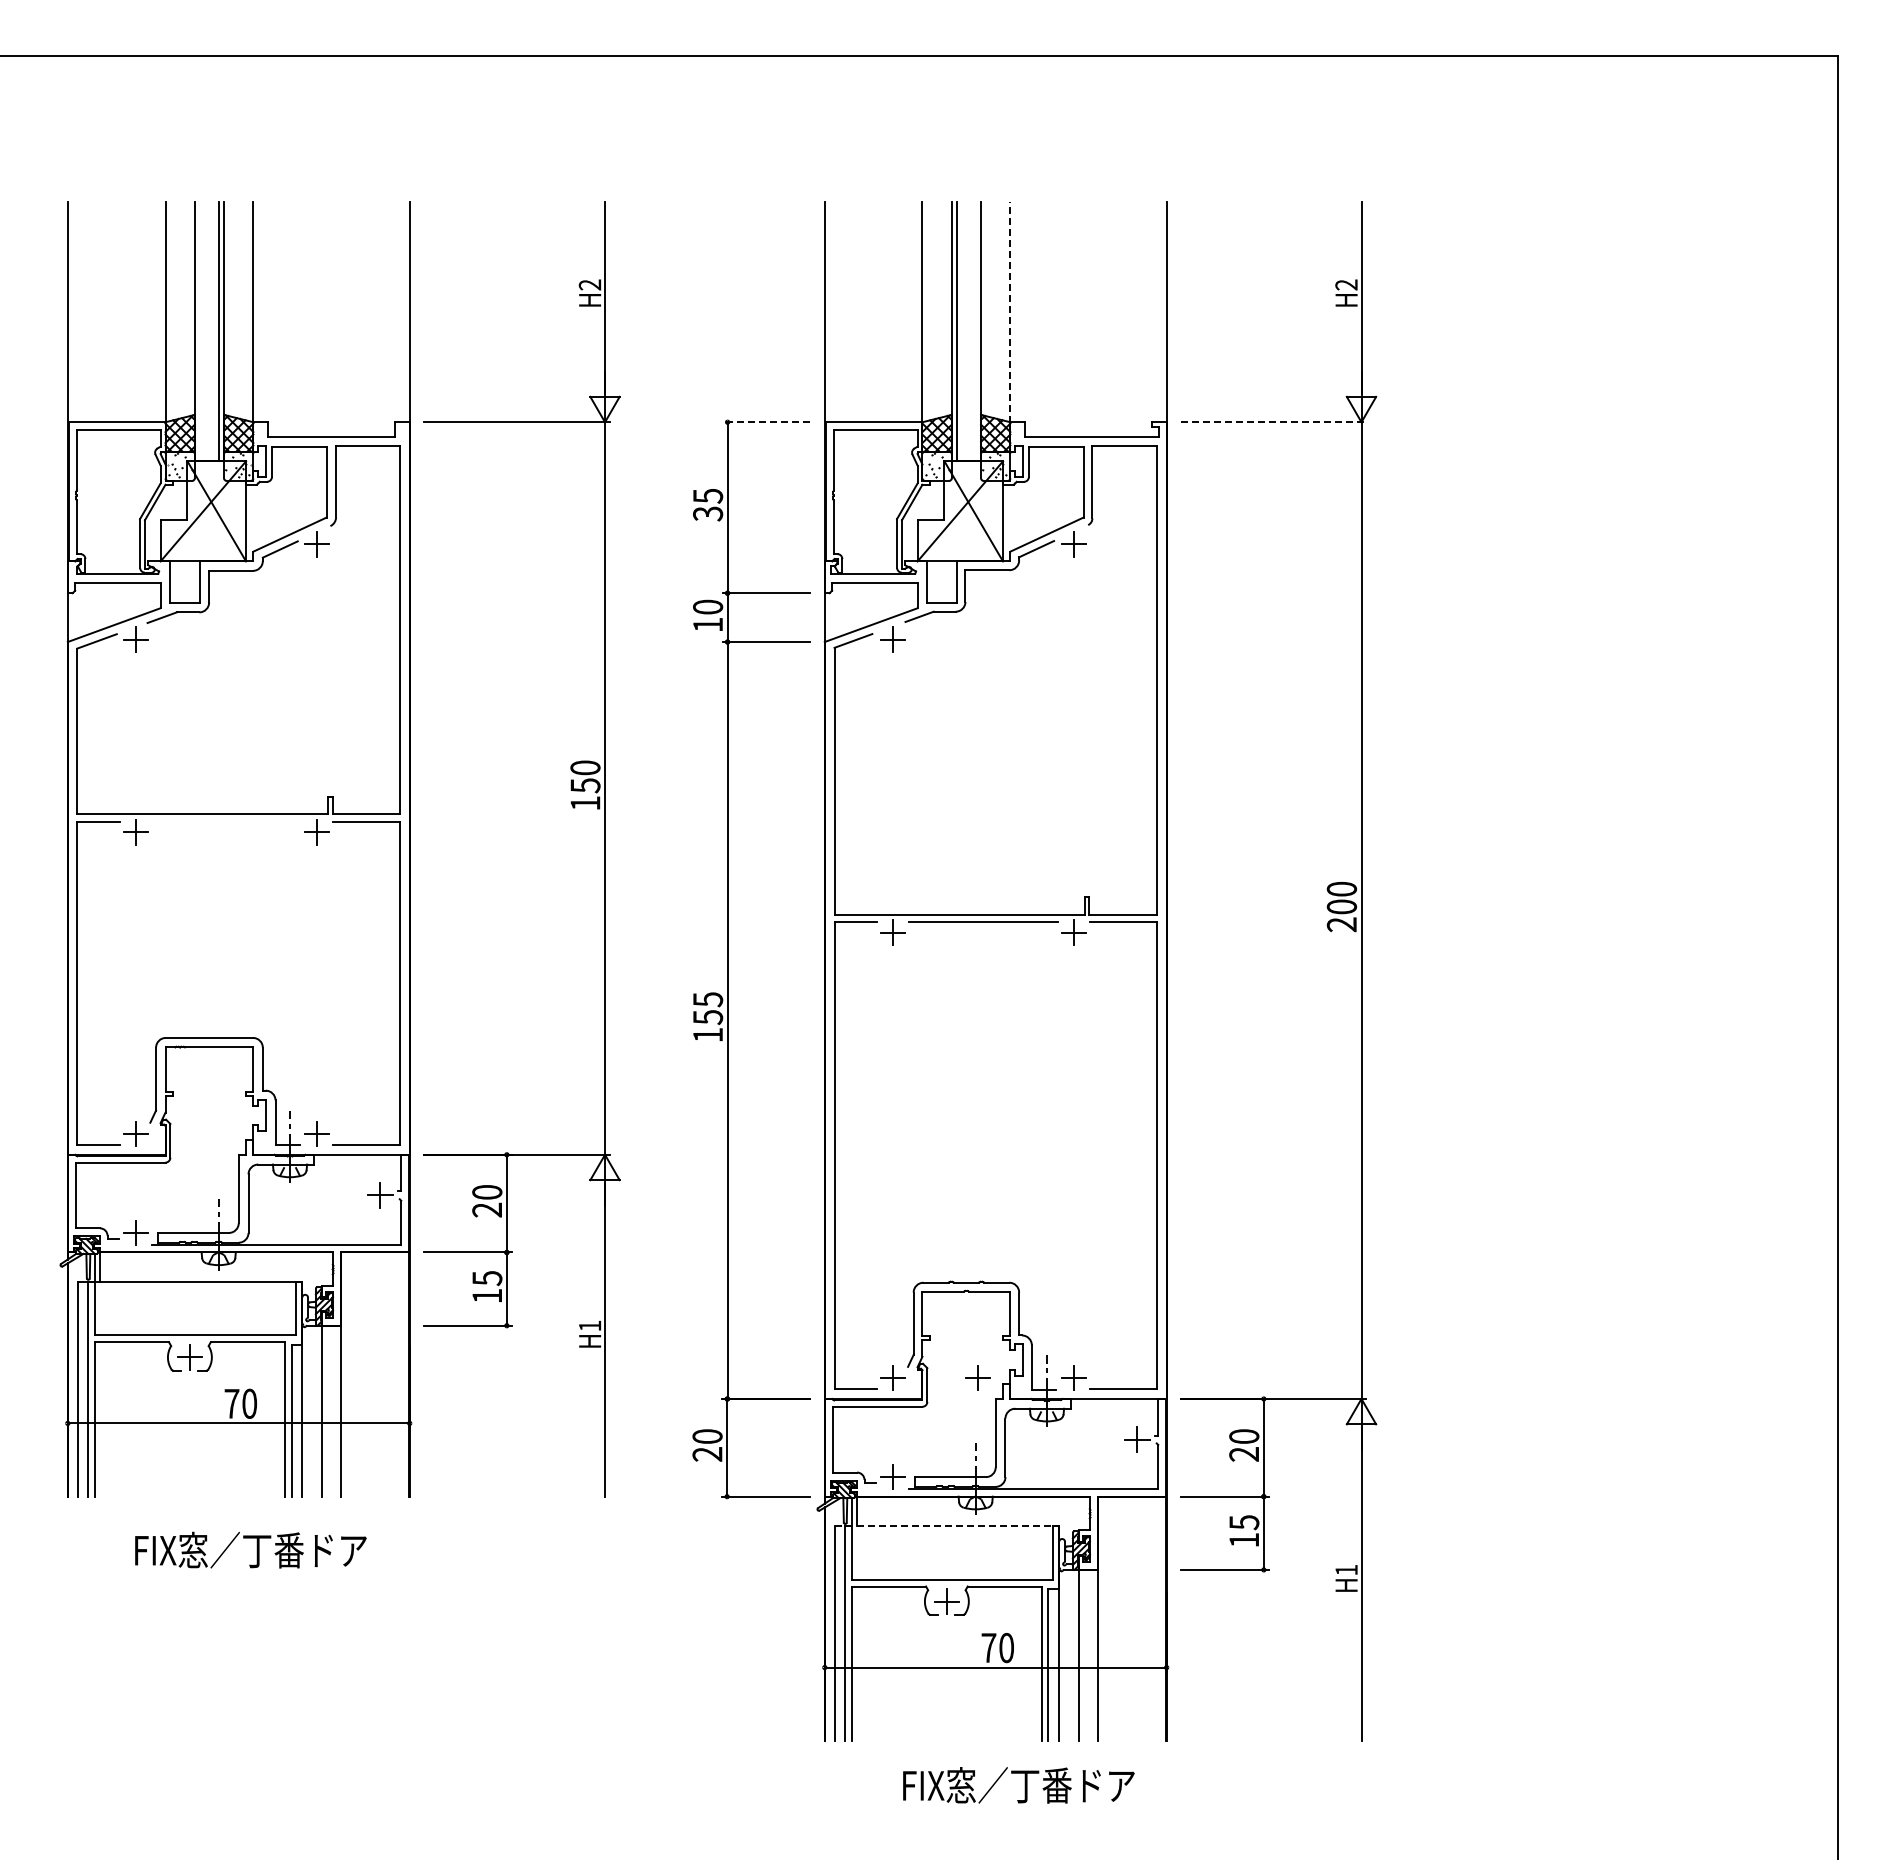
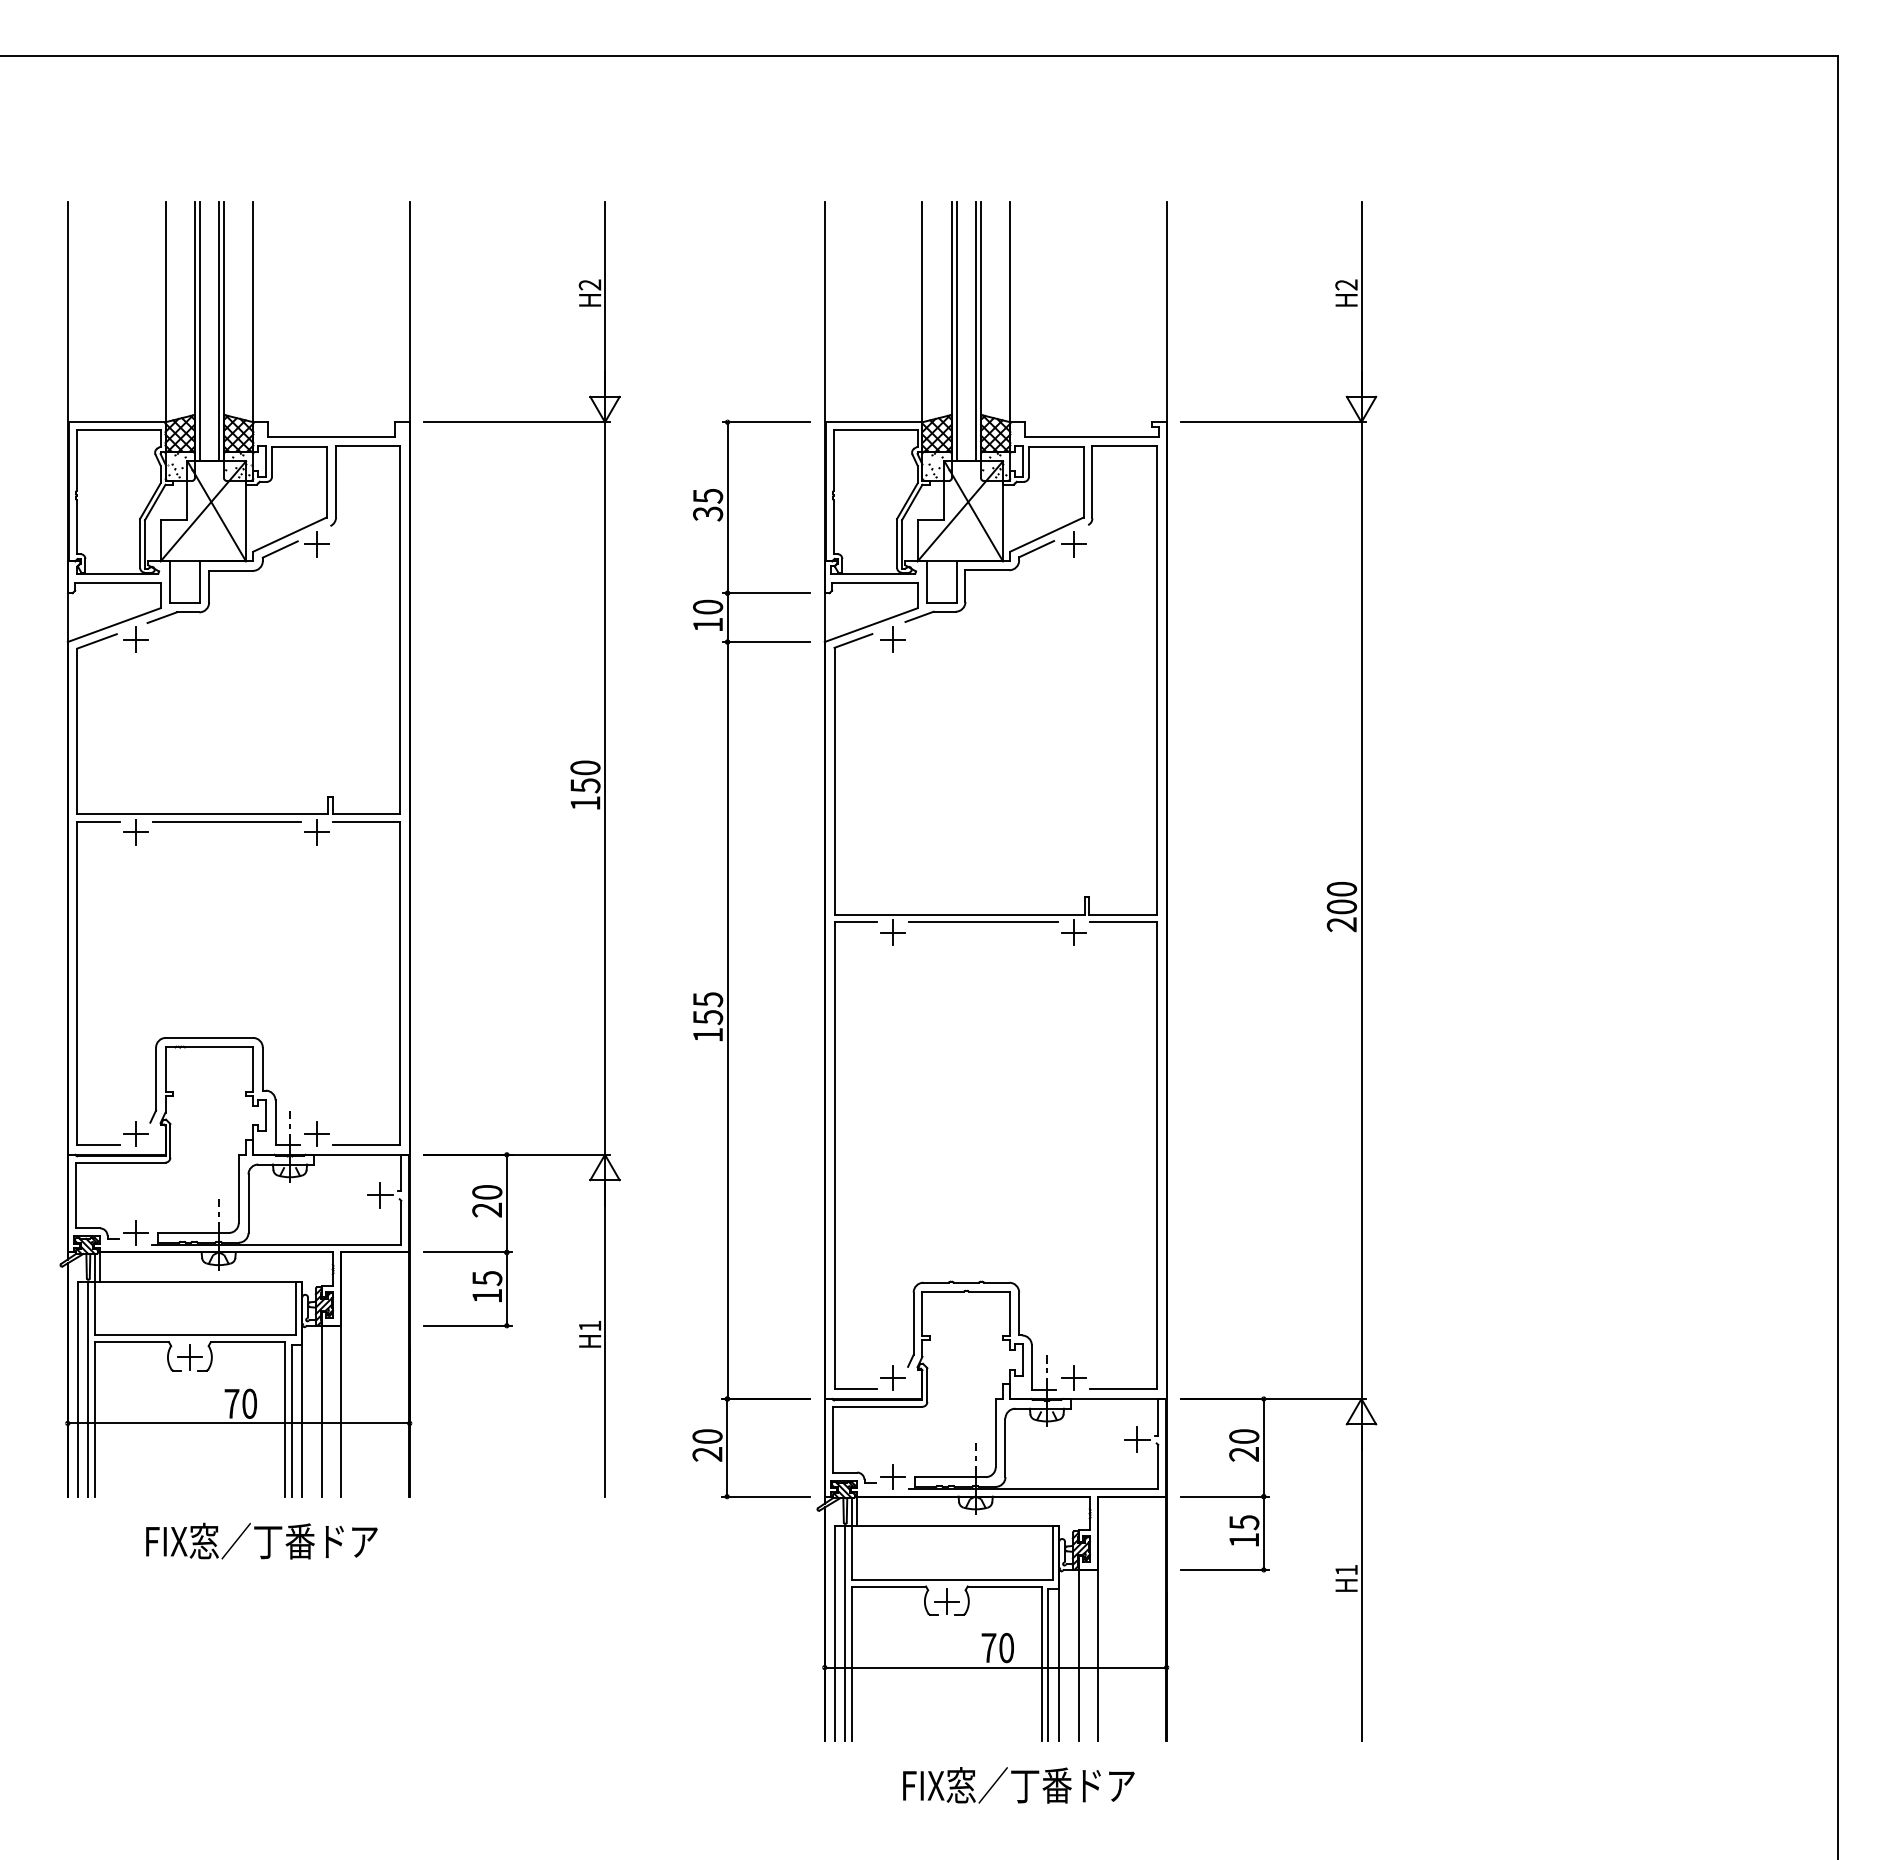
line: dashed -> solid (1010, 312)
line: none -> present (199, 331)
line: none -> present (976, 331)
line: dashed -> solid (766, 422)
line: dashed -> solid (1273, 422)
line: none -> present (226, 822)
part: present -> none (977, 1377)
line: dashed -> solid (947, 1525)
text position: (250, 1549) -> (261, 1540) (261, 1540)
